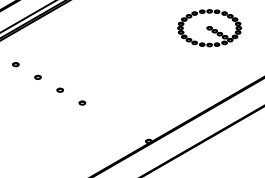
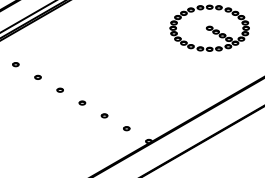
part size: 65x39 px -> 81x48 px (209, 27)
part: none -> present (104, 115)
part: none -> present (126, 128)
